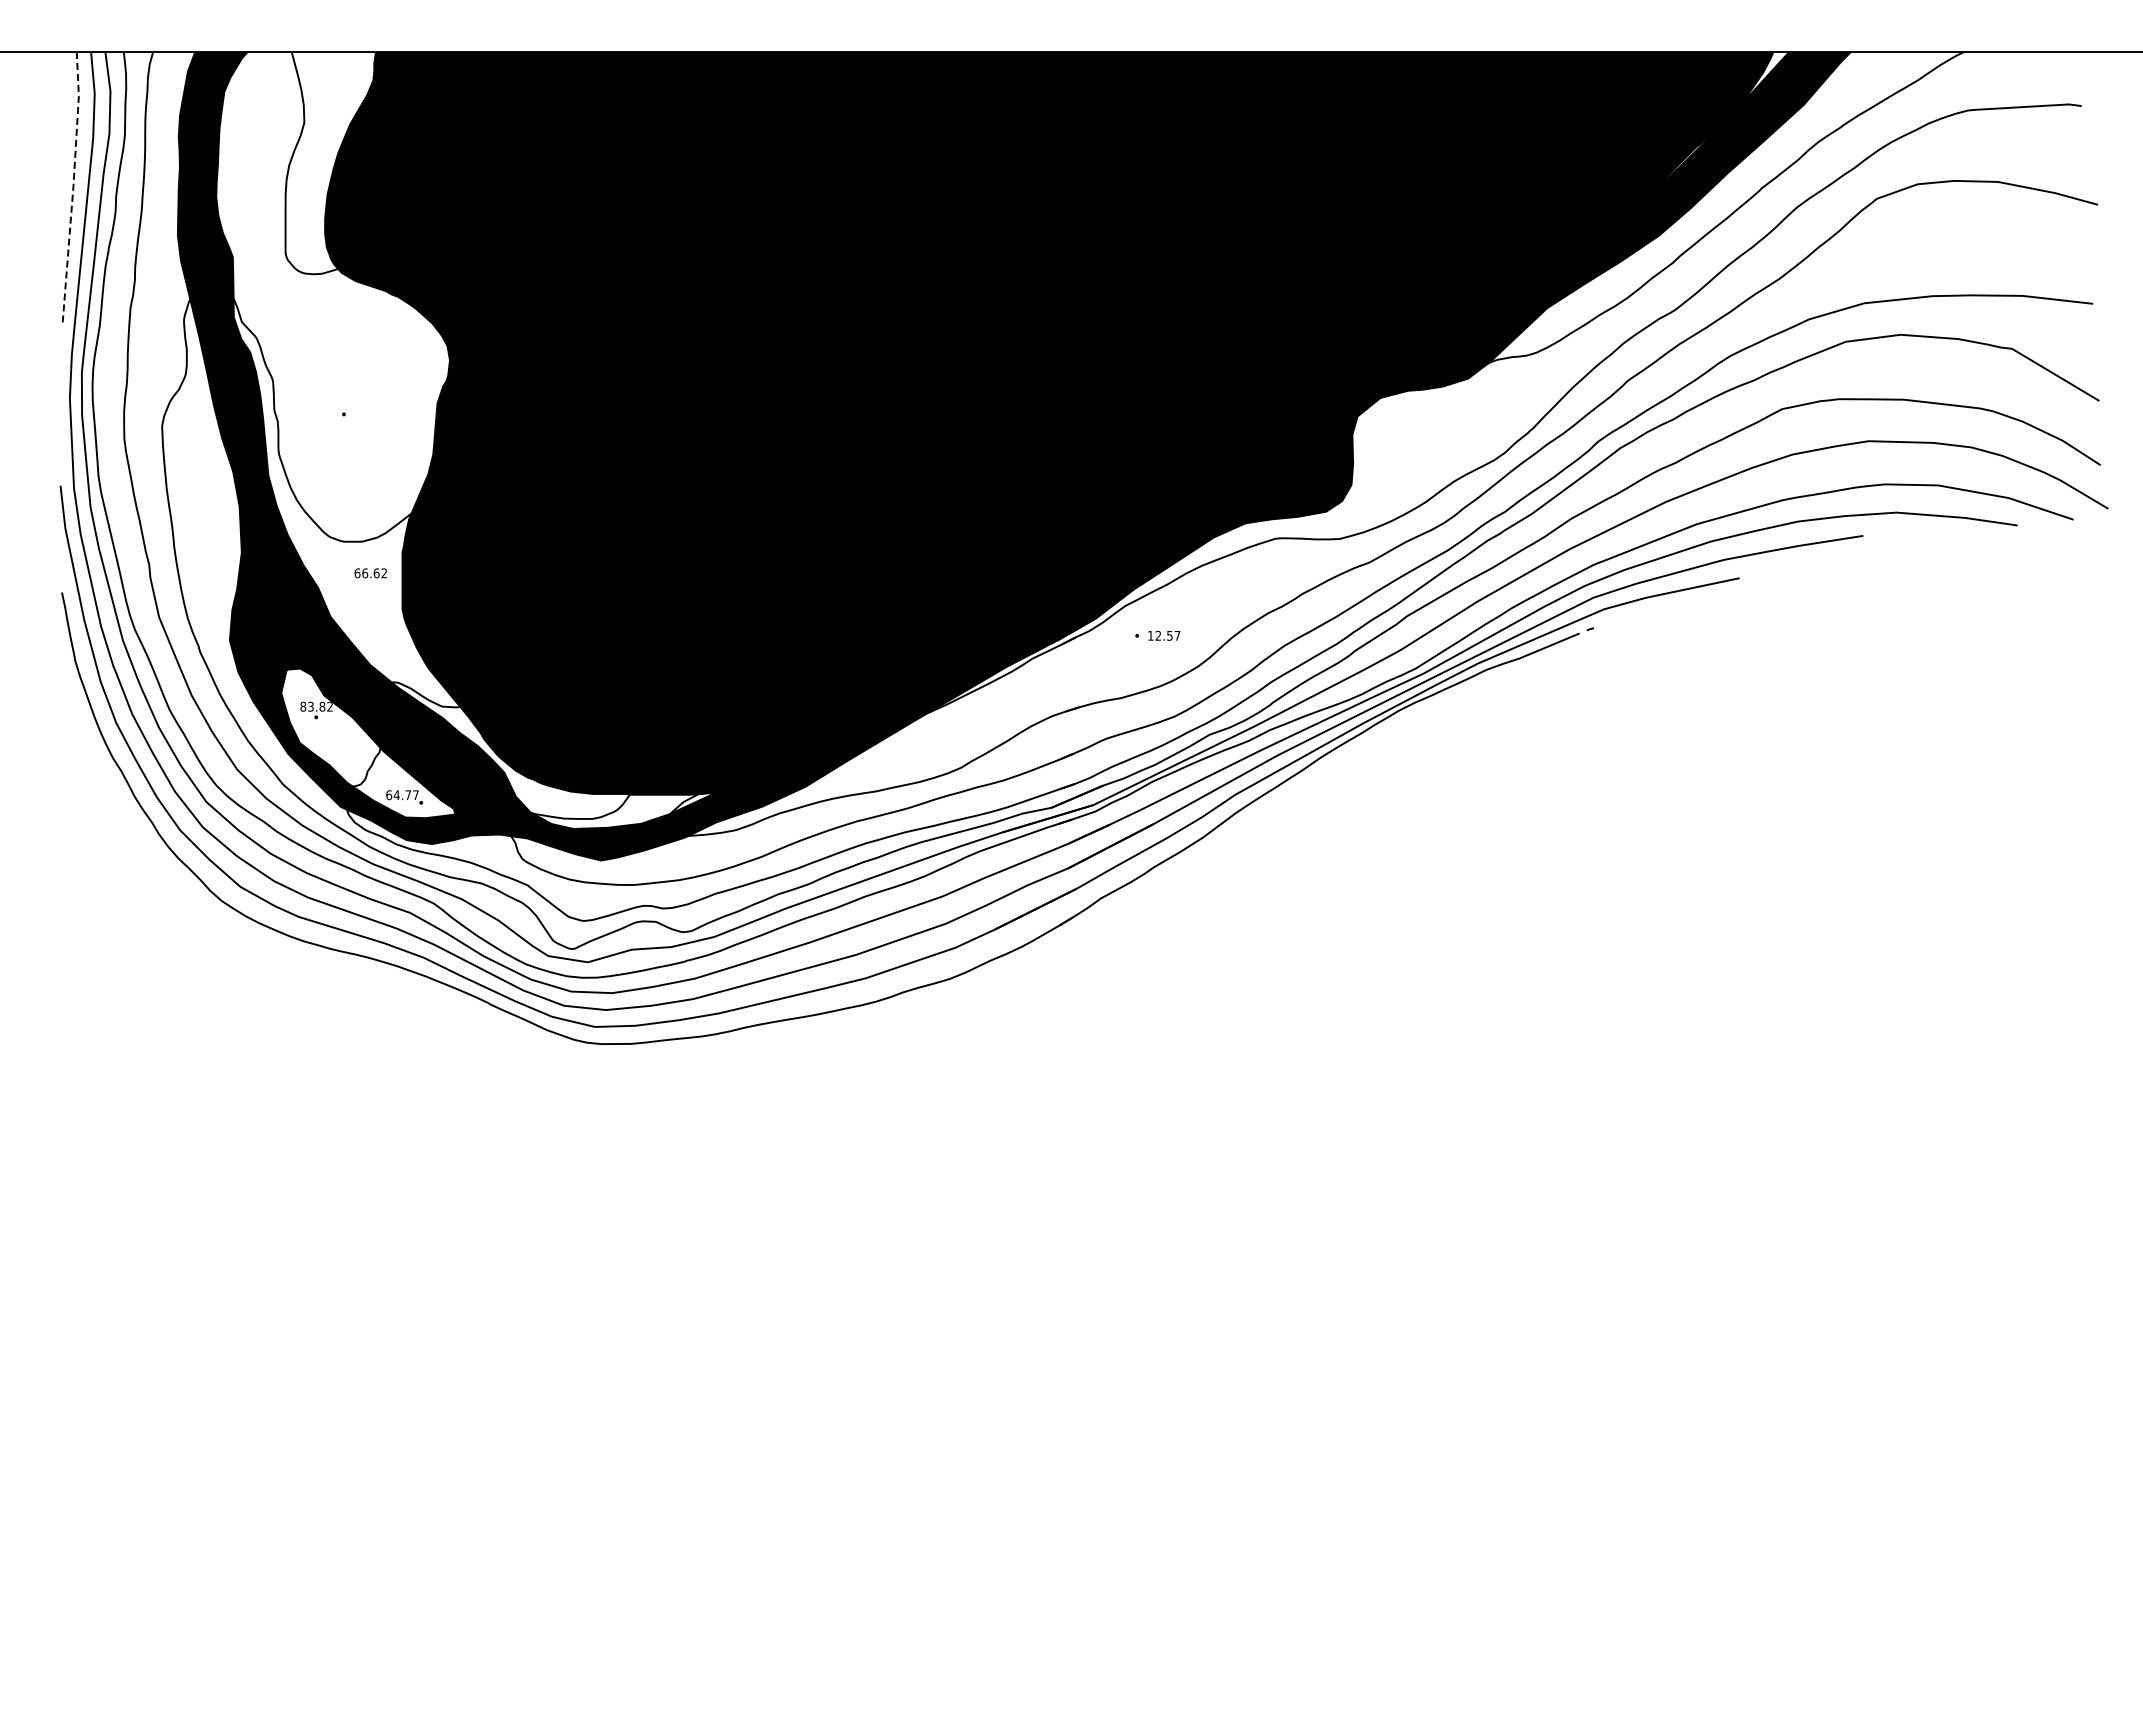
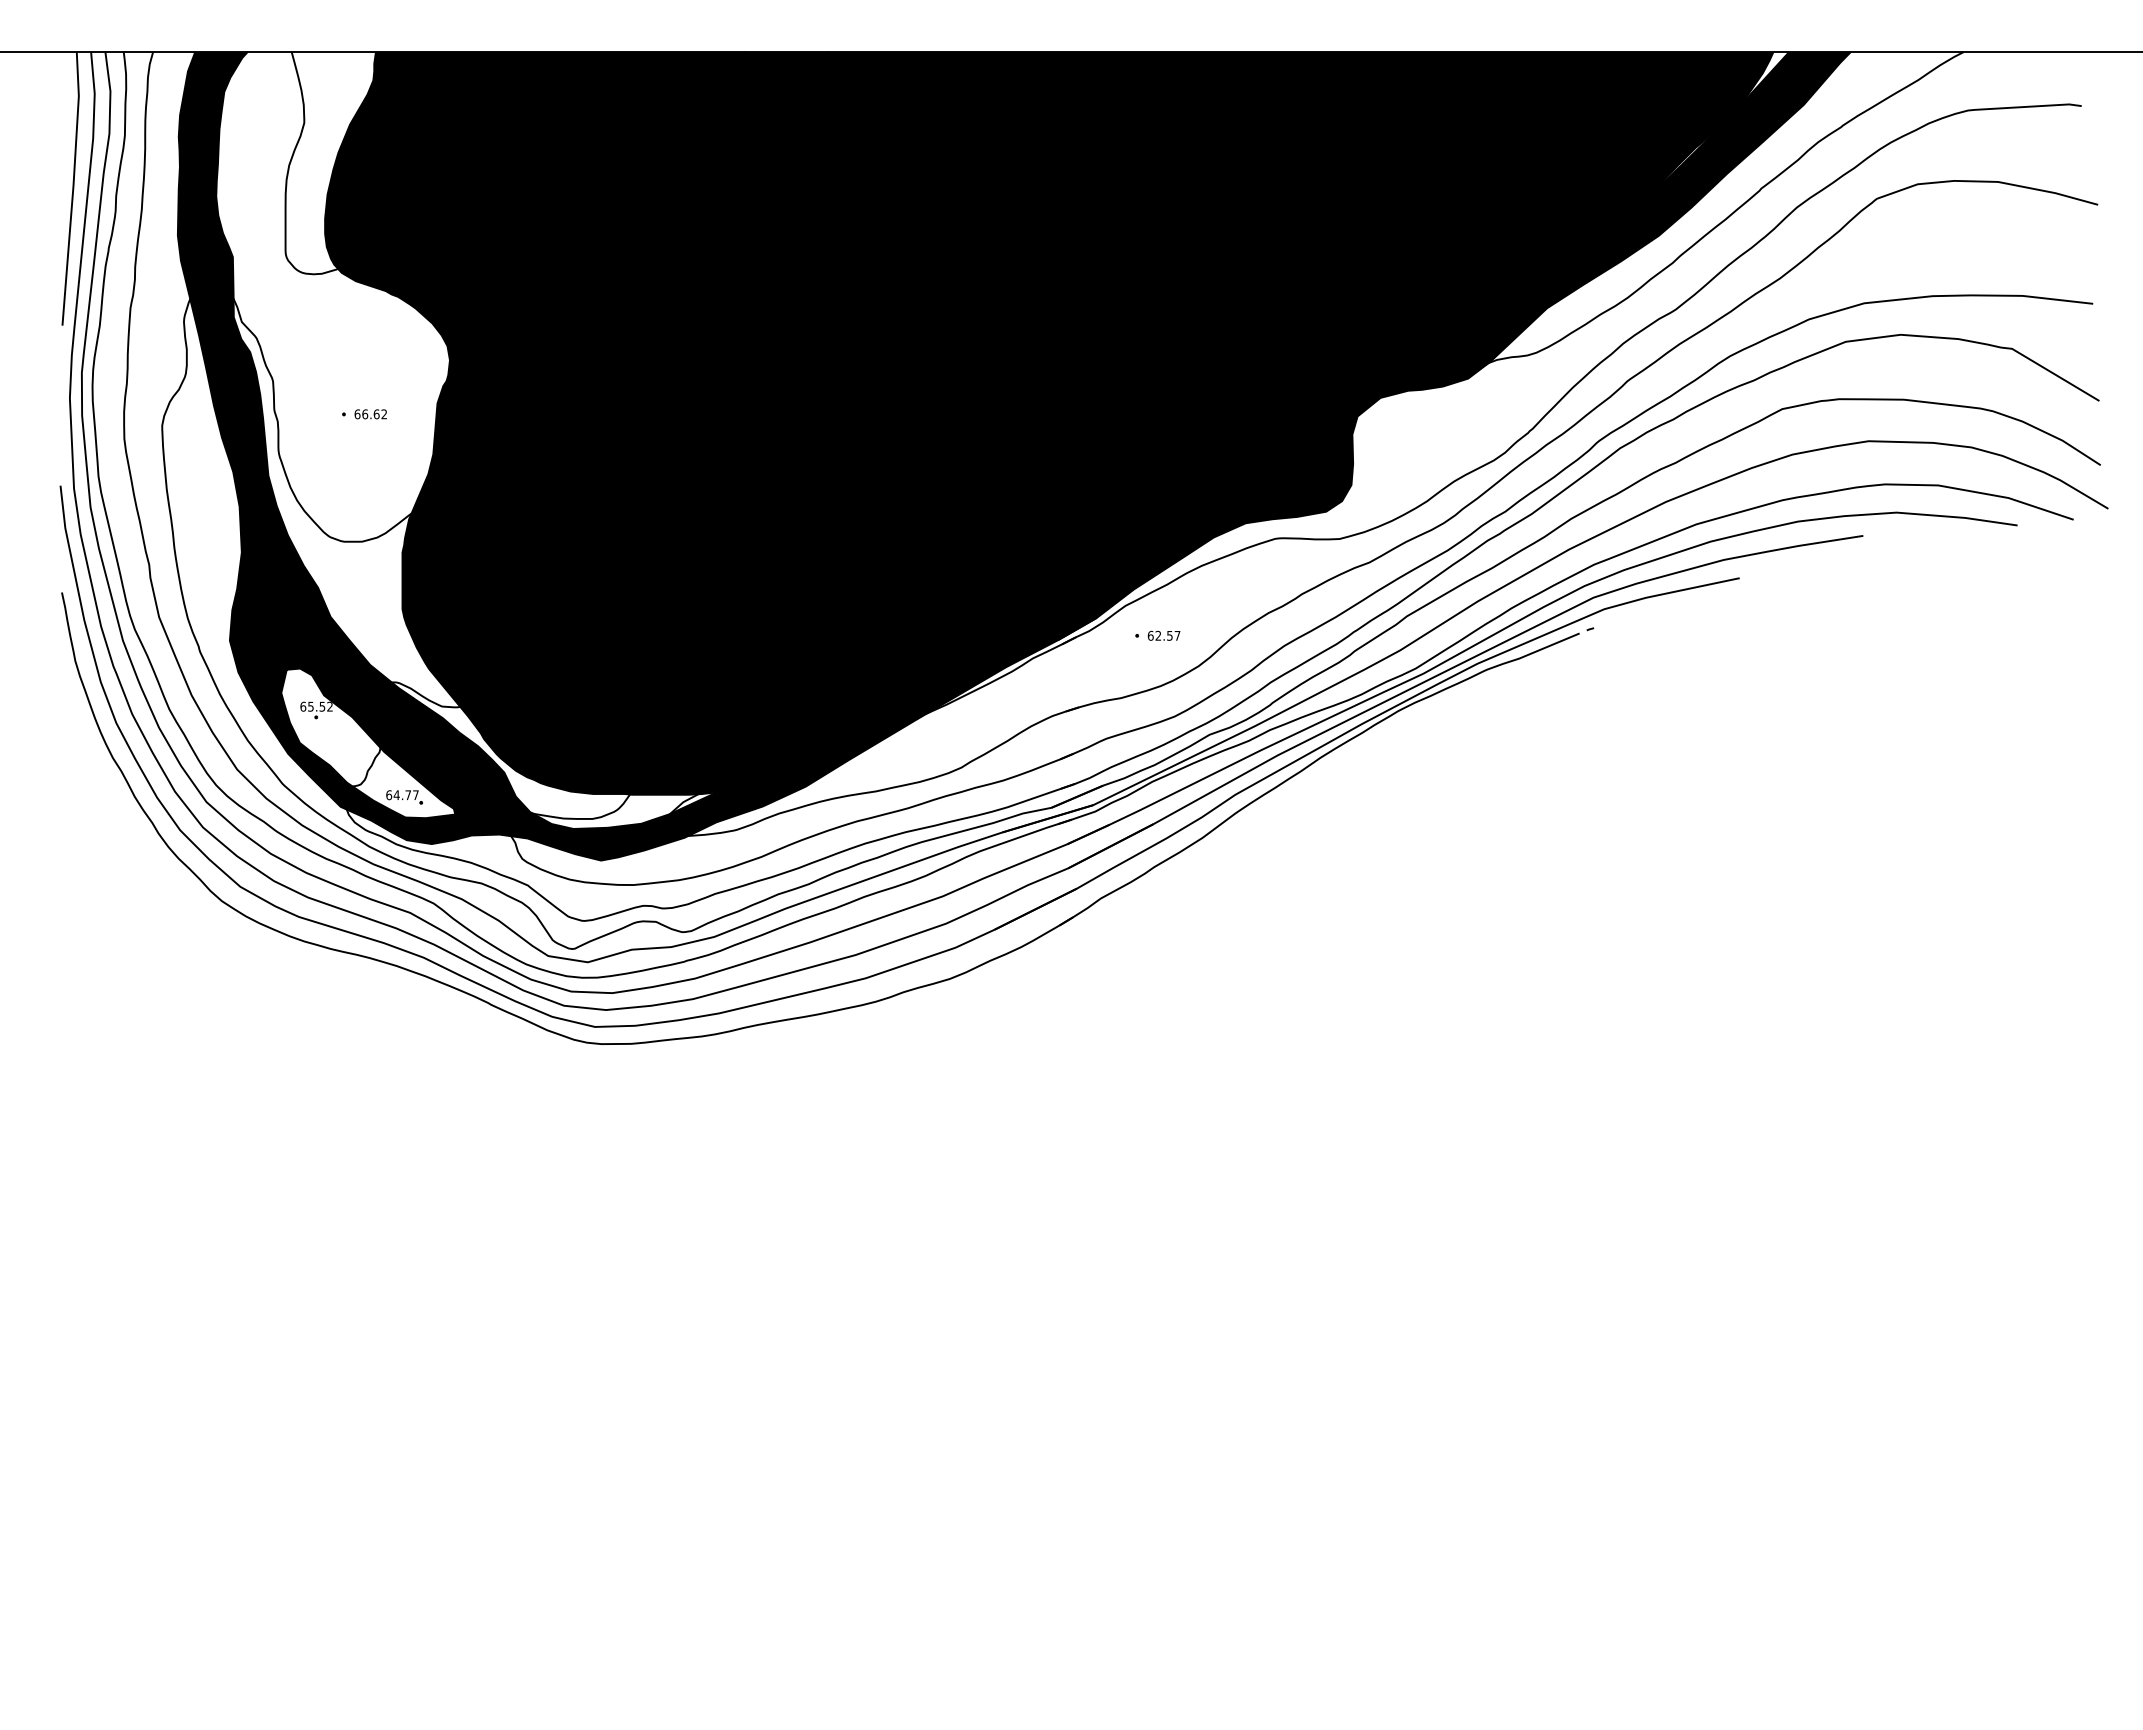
line: dashed -> solid (73, 187)
text position: (370, 573) -> (370, 414) (370, 414)
text: 12.57 -> 62.57 (1150, 635)
text: 83.82 -> 65.52 (312, 706)
